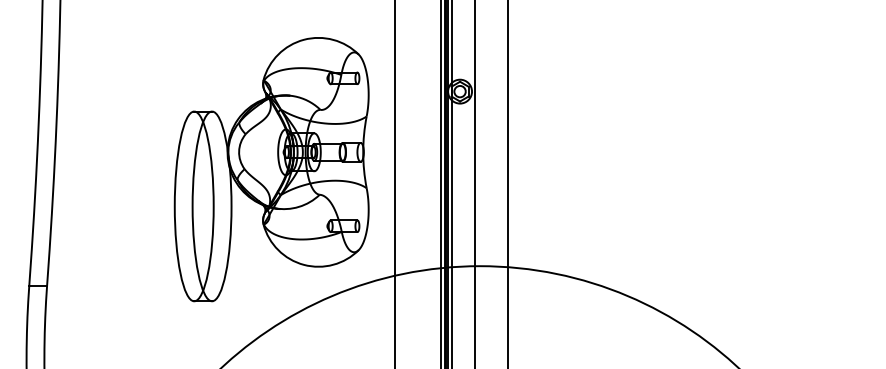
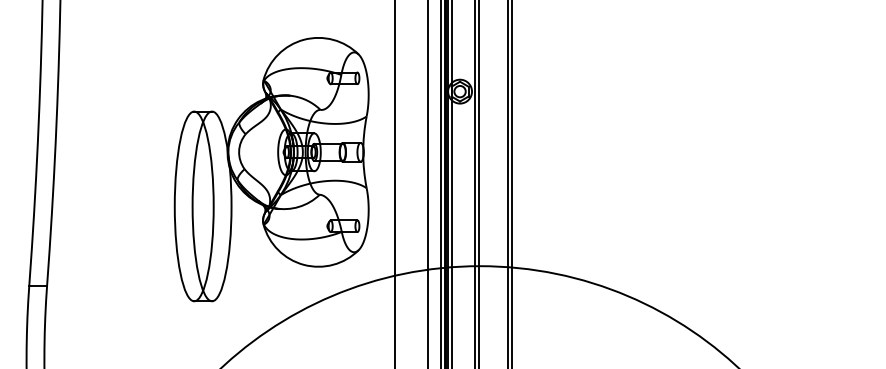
line: none -> present (427, 183)
line: none -> present (479, 183)
line: none -> present (511, 183)
